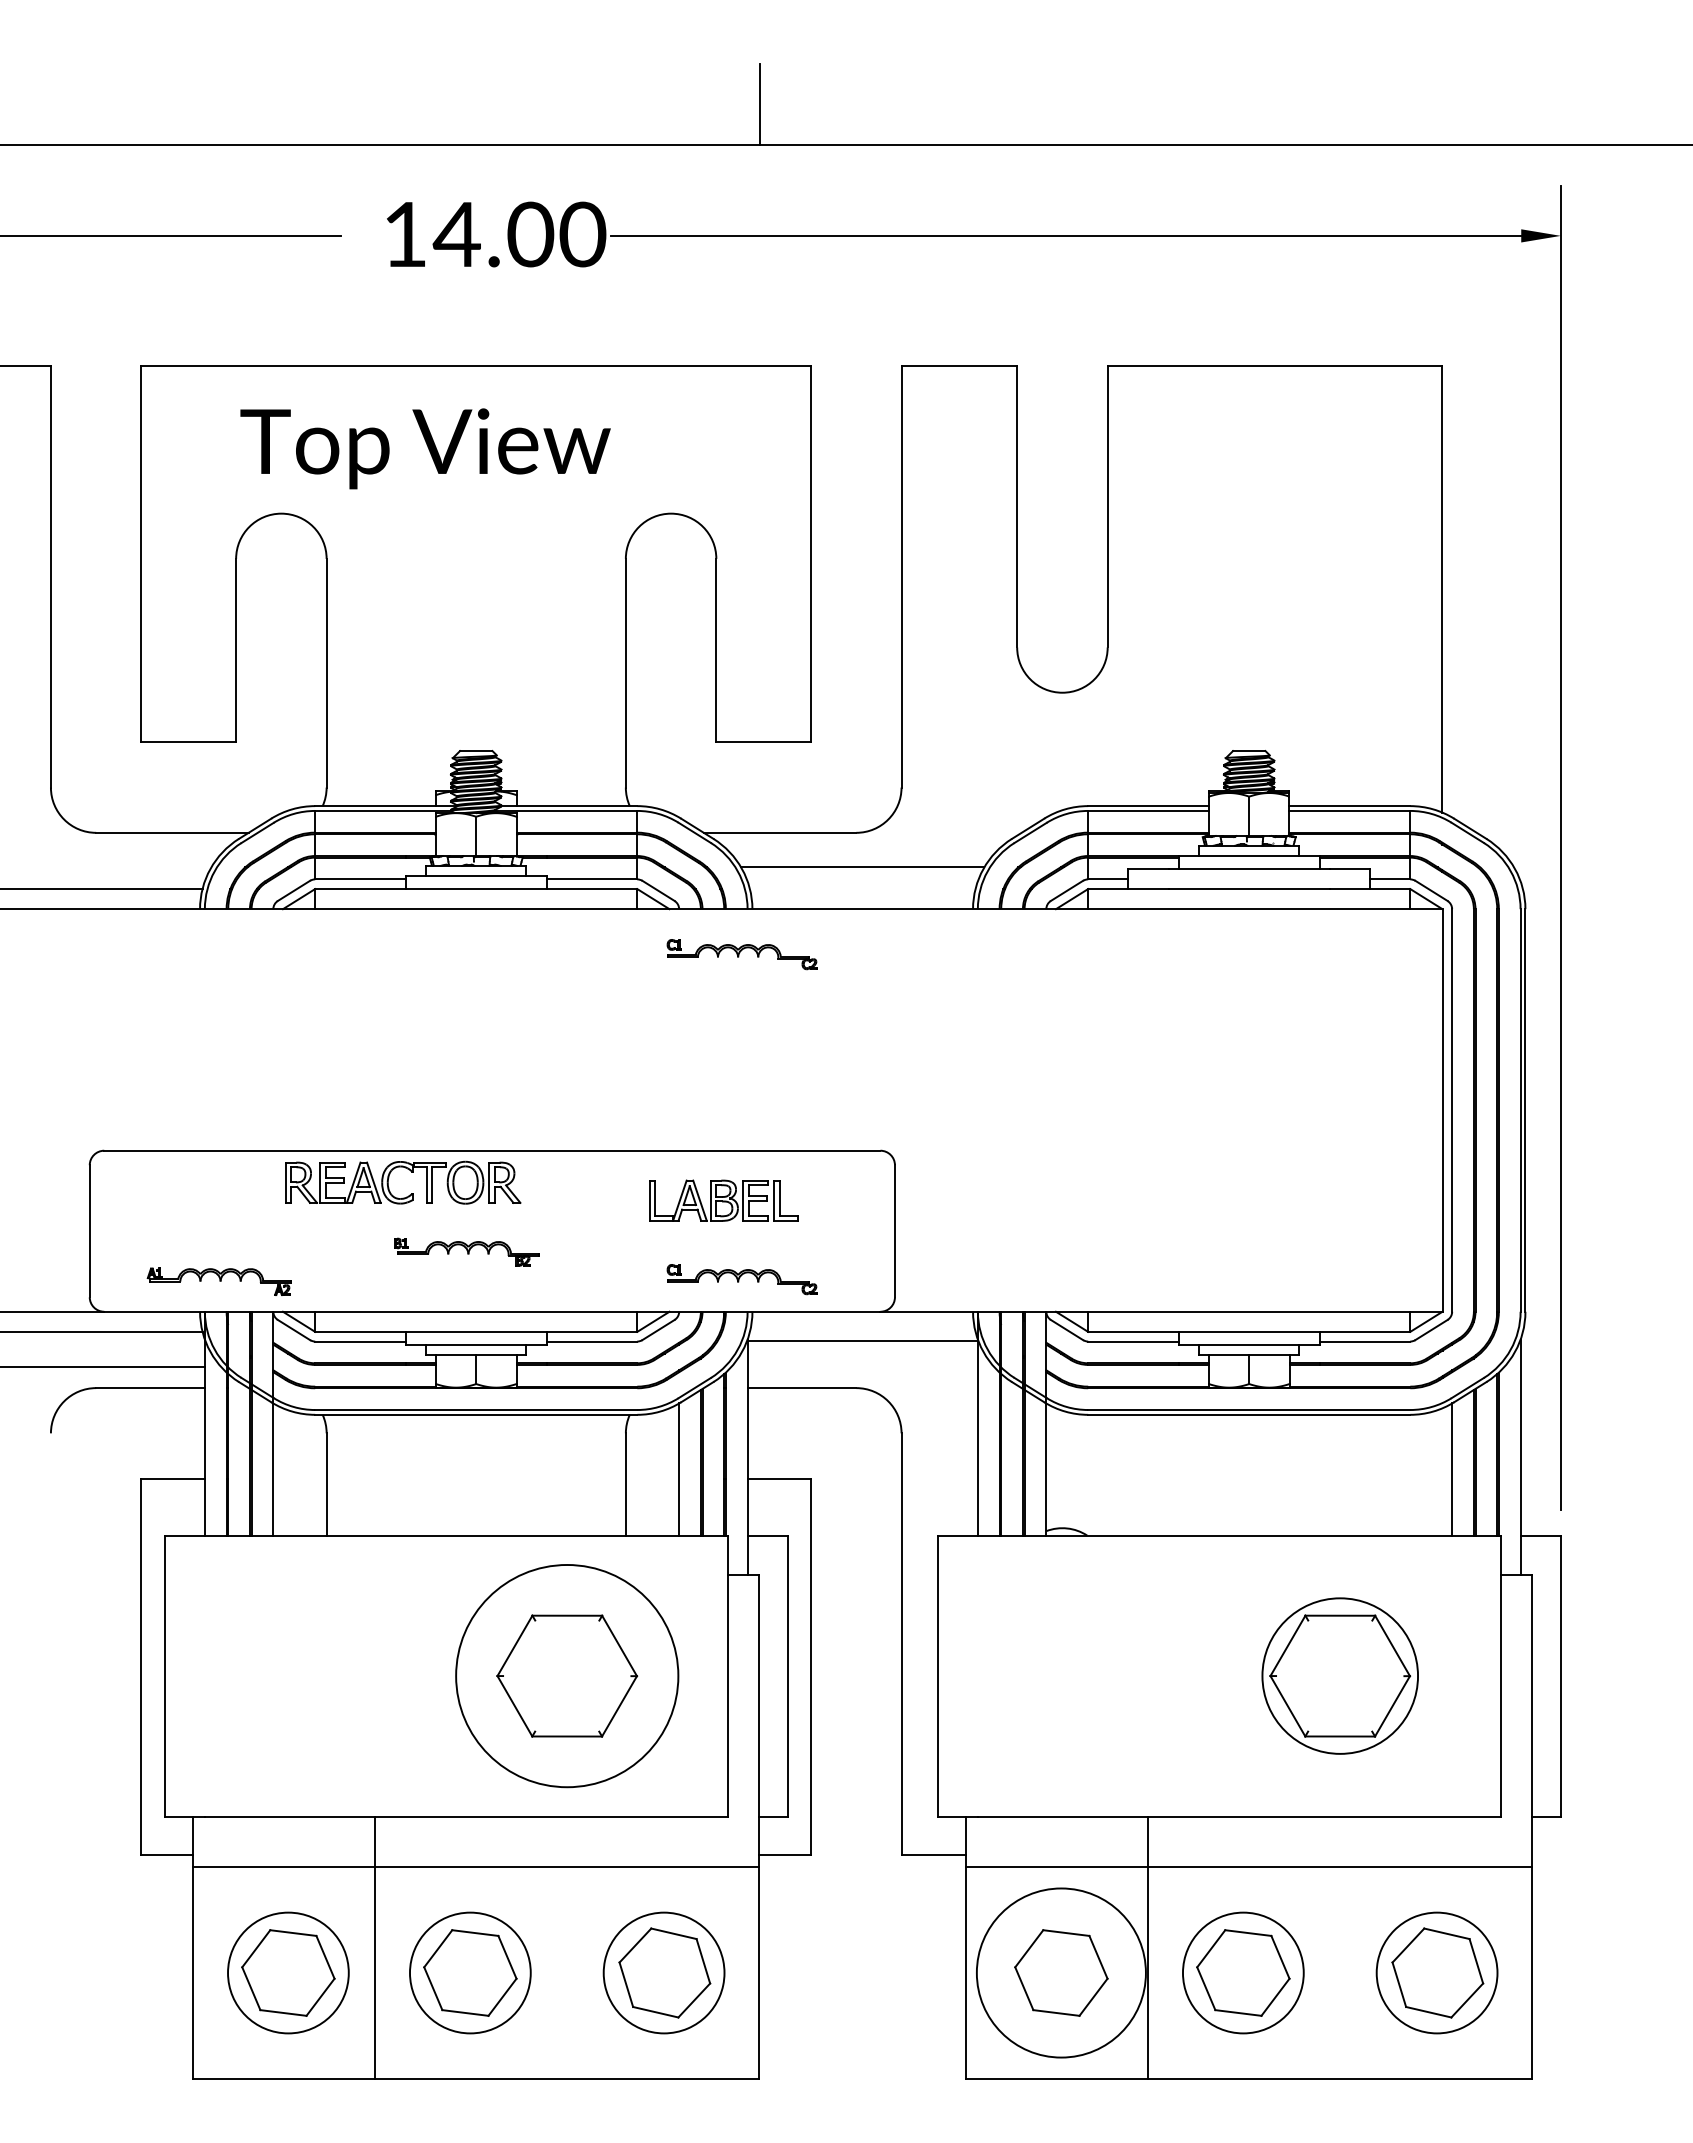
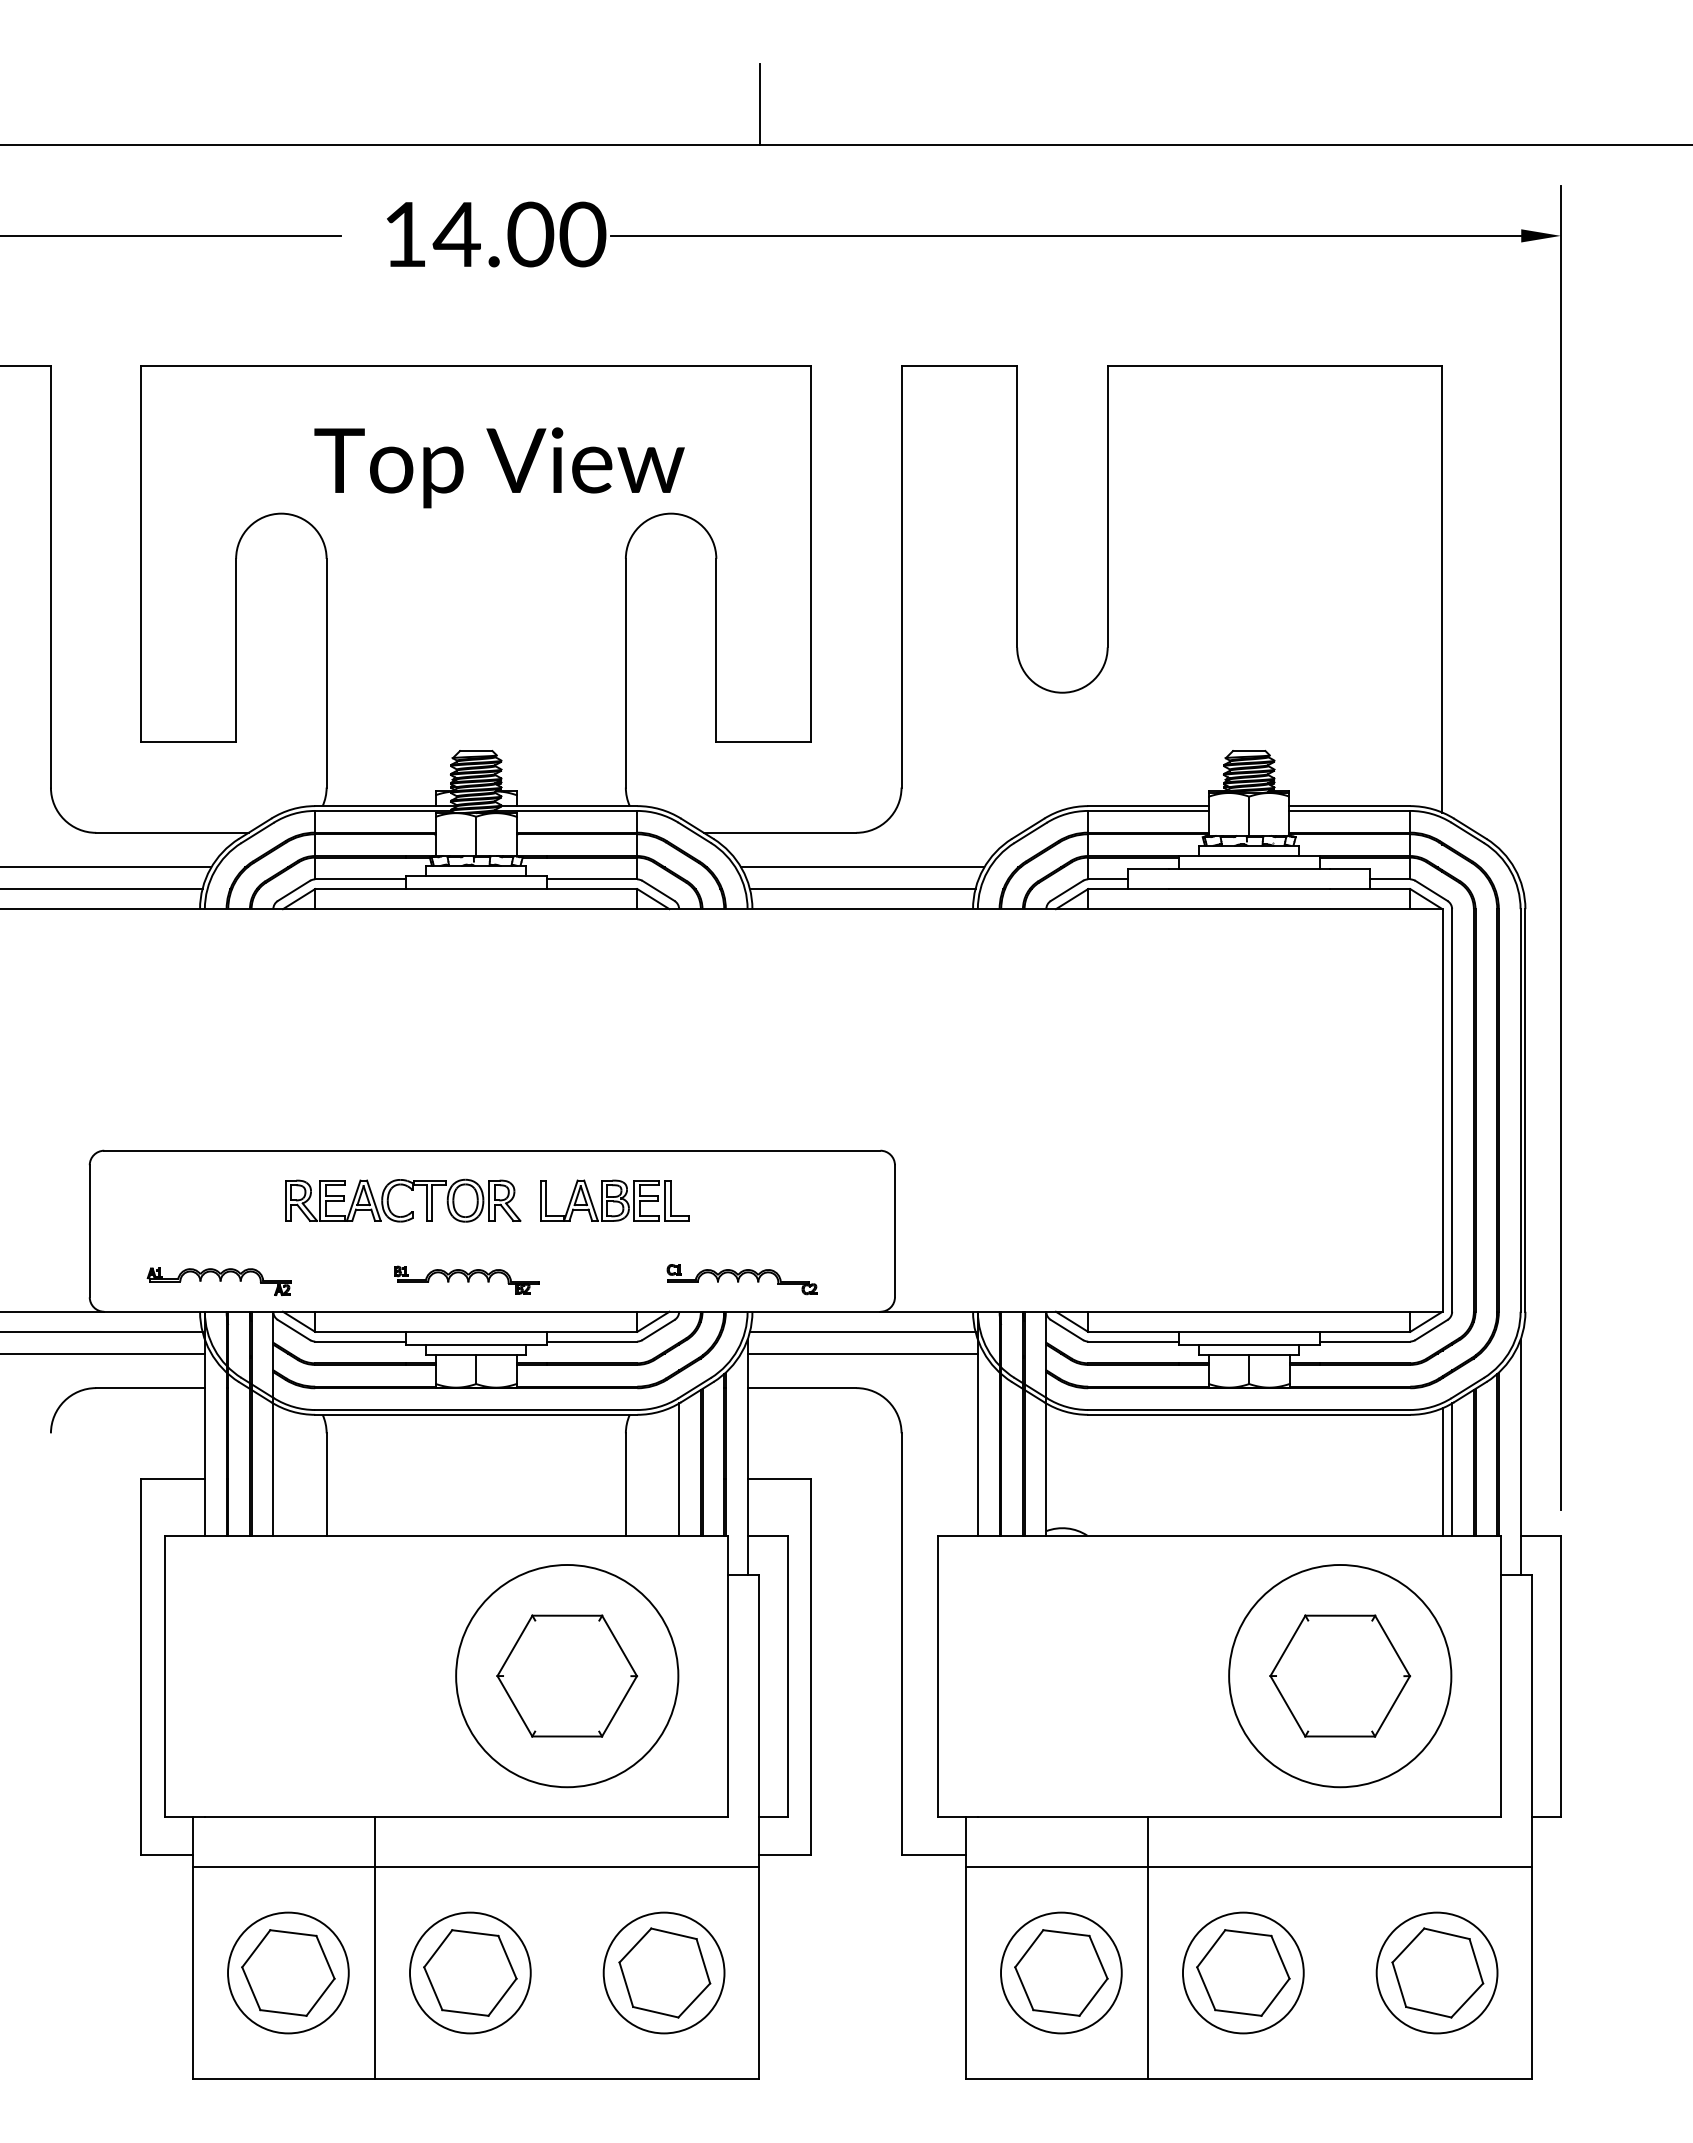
text position: (425, 448) -> (499, 467) (499, 467)
line: none -> present (106, 867)
line: none -> present (862, 889)
part: present -> none (741, 954)
part position: (411, 1172) -> (411, 1190) (411, 1190)
part position: (723, 1200) -> (614, 1200) (614, 1200)
part position: (466, 1251) -> (466, 1279) (466, 1279)
line: none -> present (862, 1331)
line position: (862, 1340) -> (862, 1353) (862, 1353)
line position: (103, 1366) -> (103, 1353) (103, 1353)
line: none -> present (1442, 1471)
circle diameter: 156 px -> 222 px (1340, 1675)
circle diameter: 169 px -> 121 px (1061, 1972)
